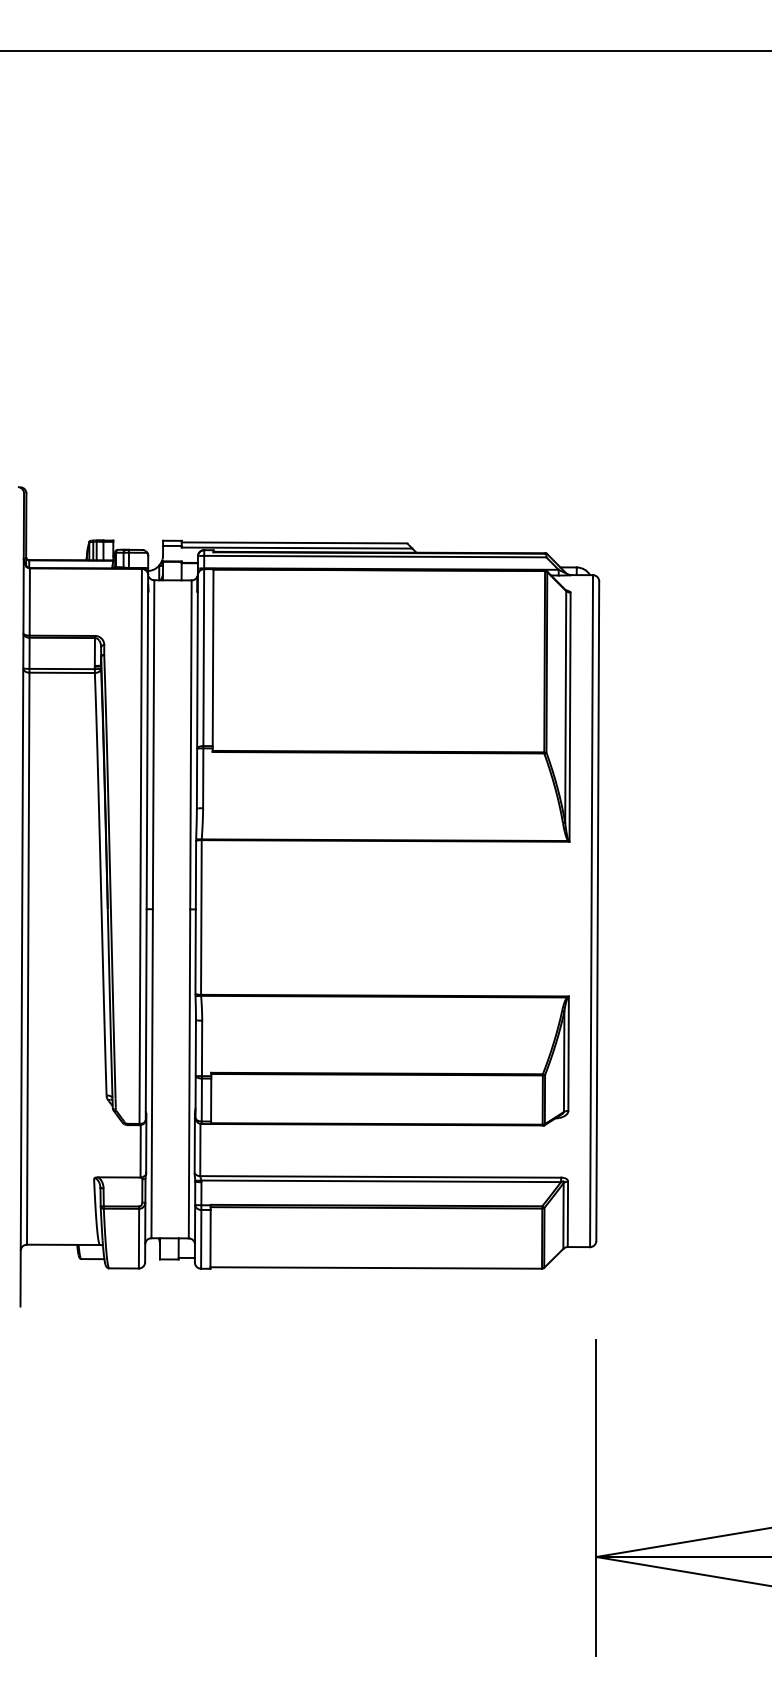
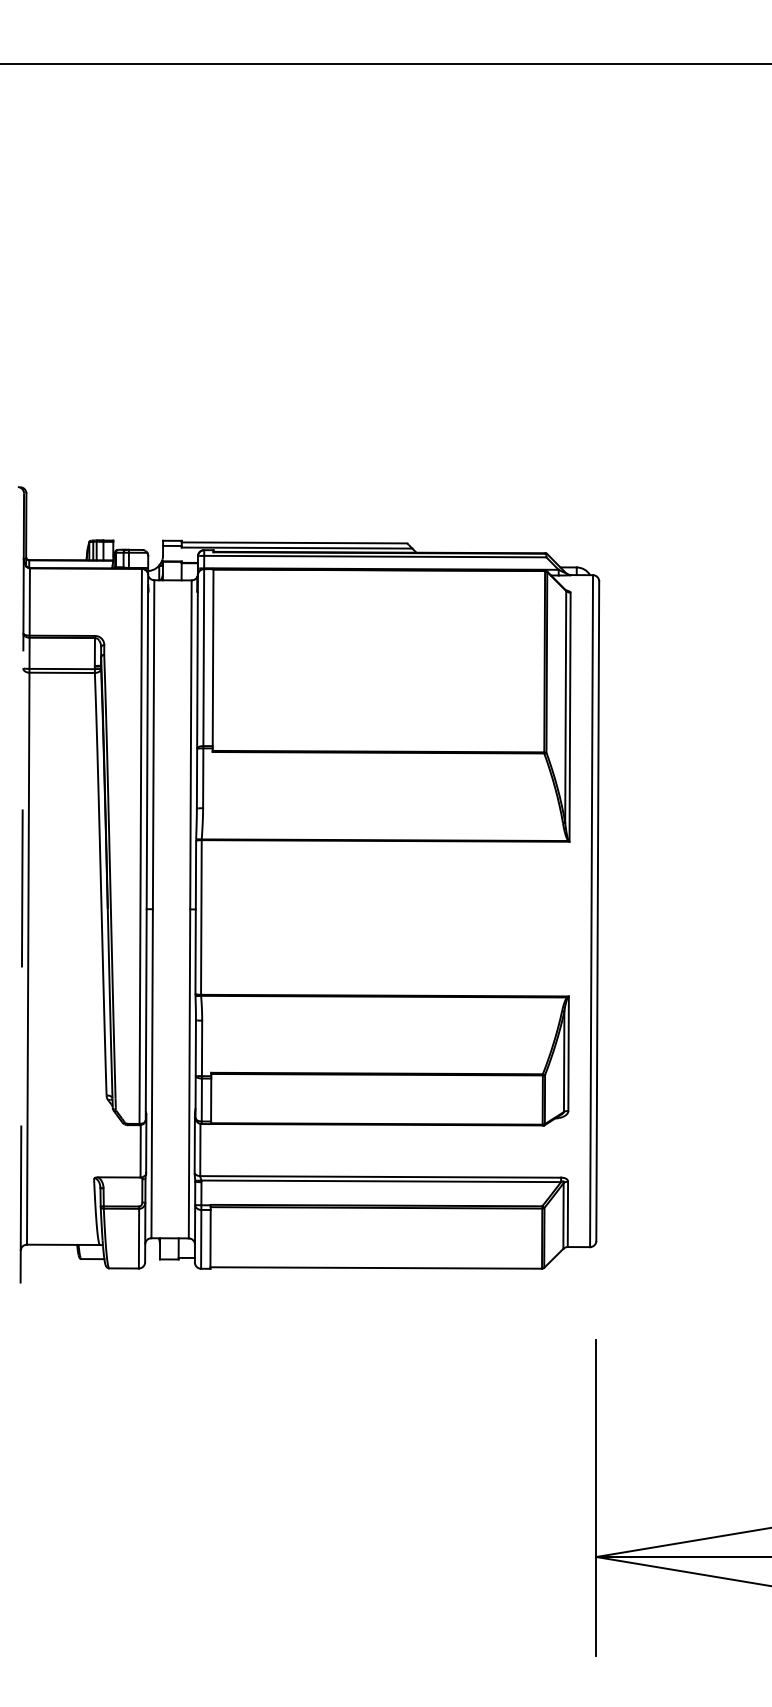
line position: (385, 51) -> (385, 64) (385, 64)
line: solid -> dashed (22, 899)
